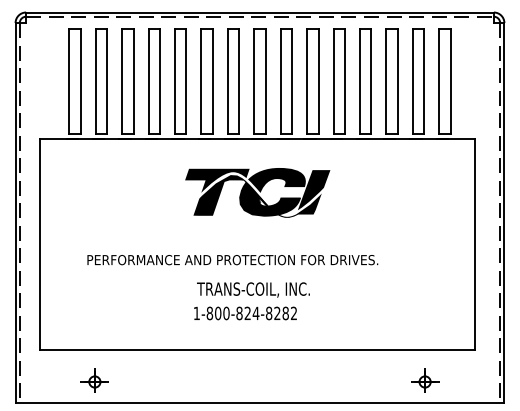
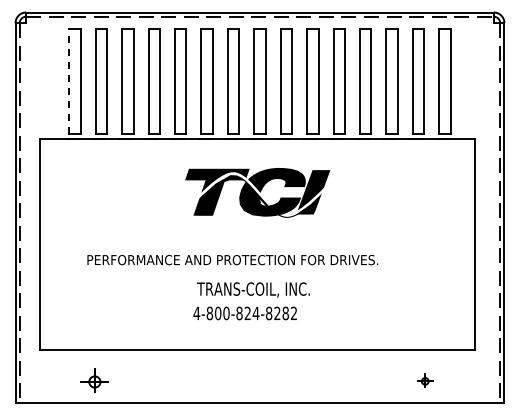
line: solid -> dashed (69, 81)
text: 1-800-824-8282 -> 4-800-824-8282 (196, 312)
part size: 29x25 px -> 17x15 px (425, 380)
